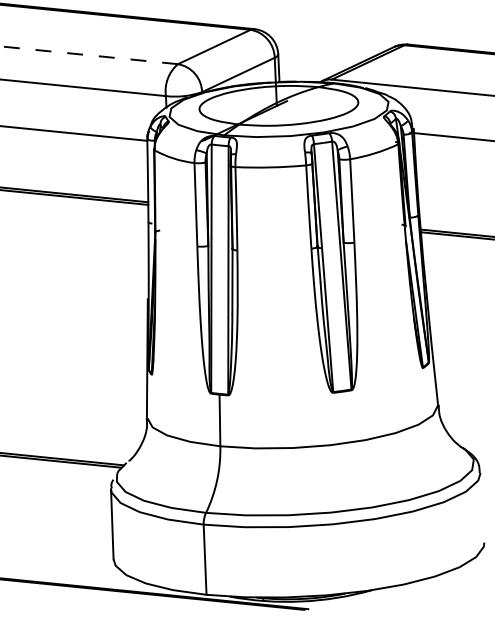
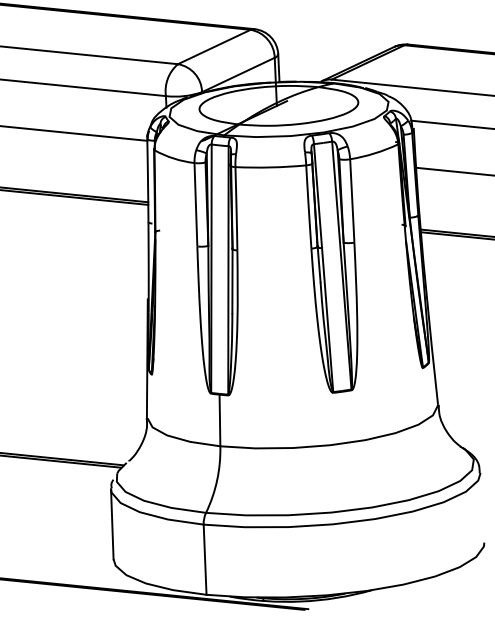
line: dashed -> solid (88, 55)
line position: (450, 136) -> (451, 124) (451, 124)
line: none -> present (453, 171)
